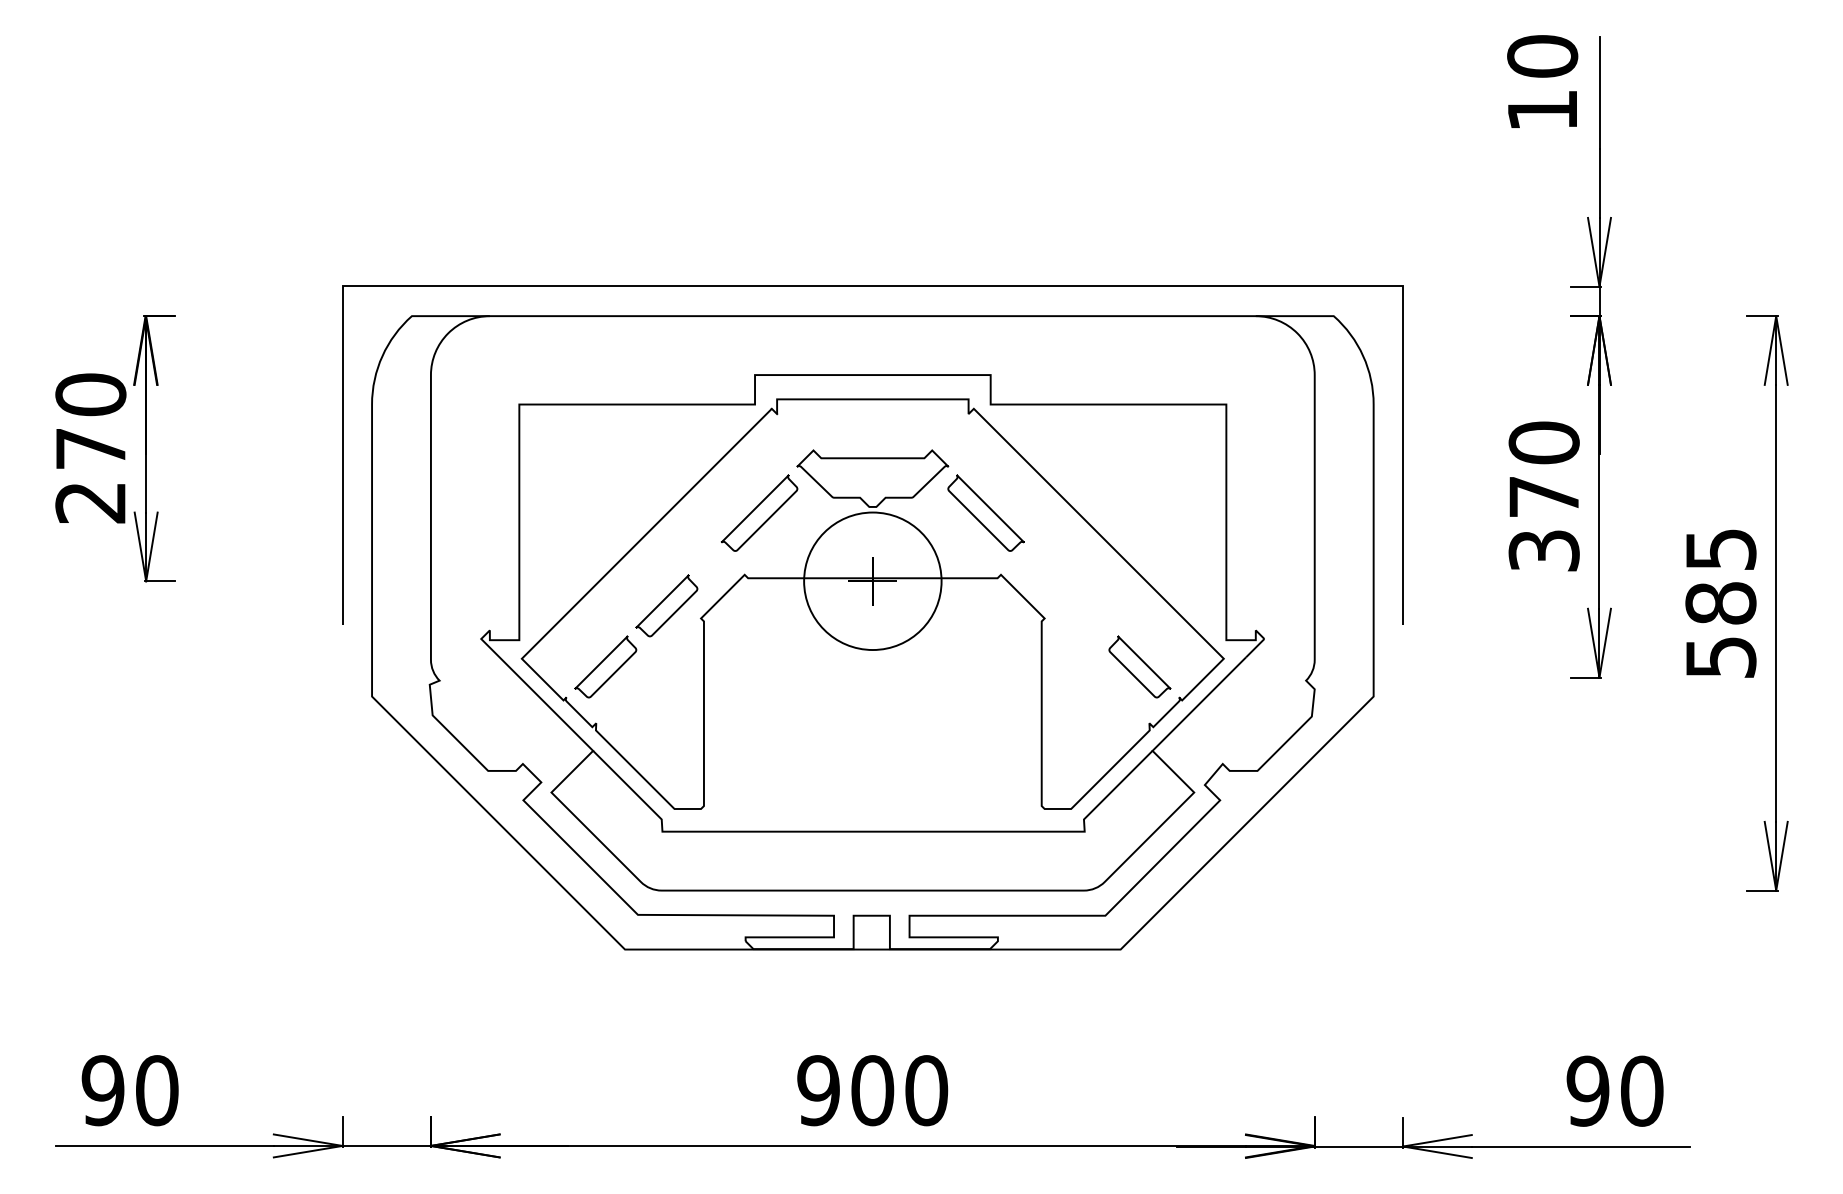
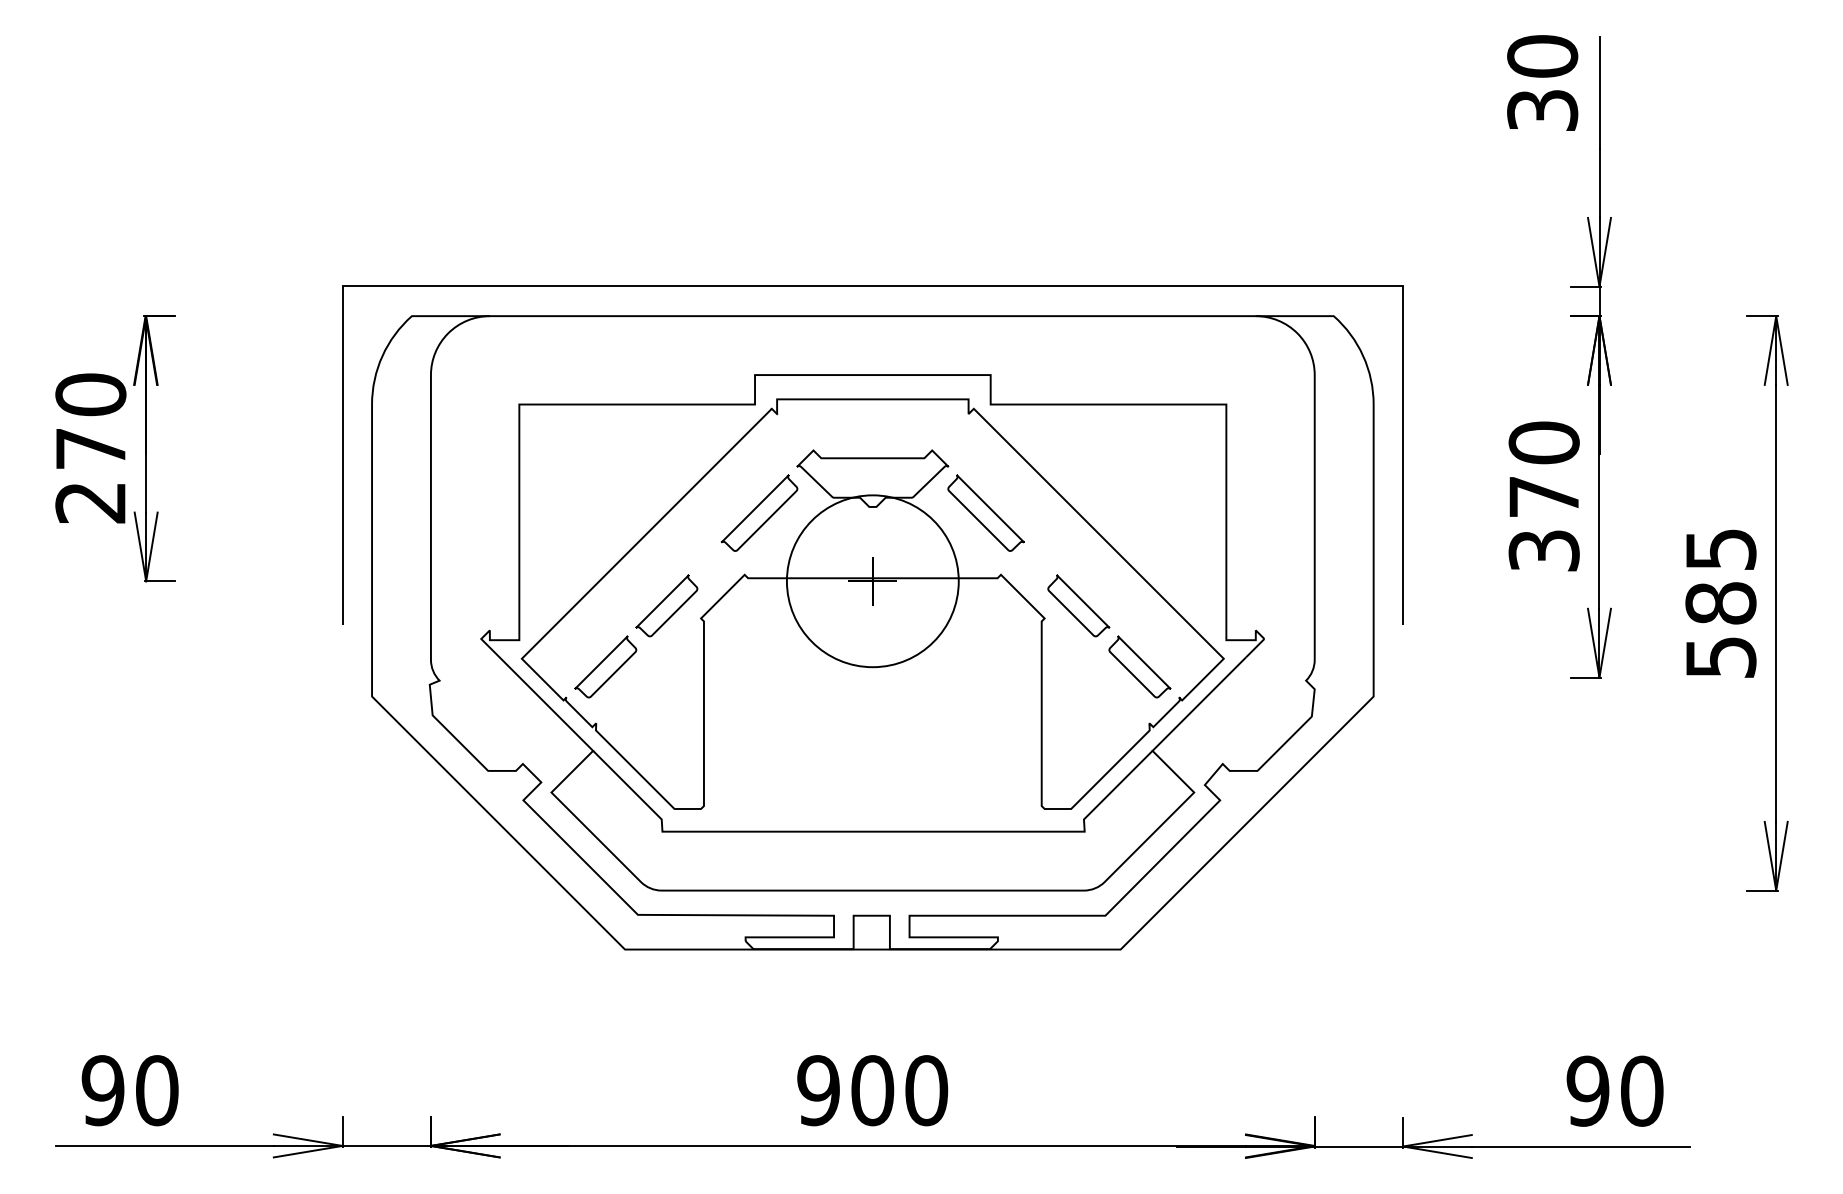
text: 10 -> 30 (1542, 110)
circle diameter: 137 px -> 172 px (872, 581)
part: none -> present (1078, 605)
